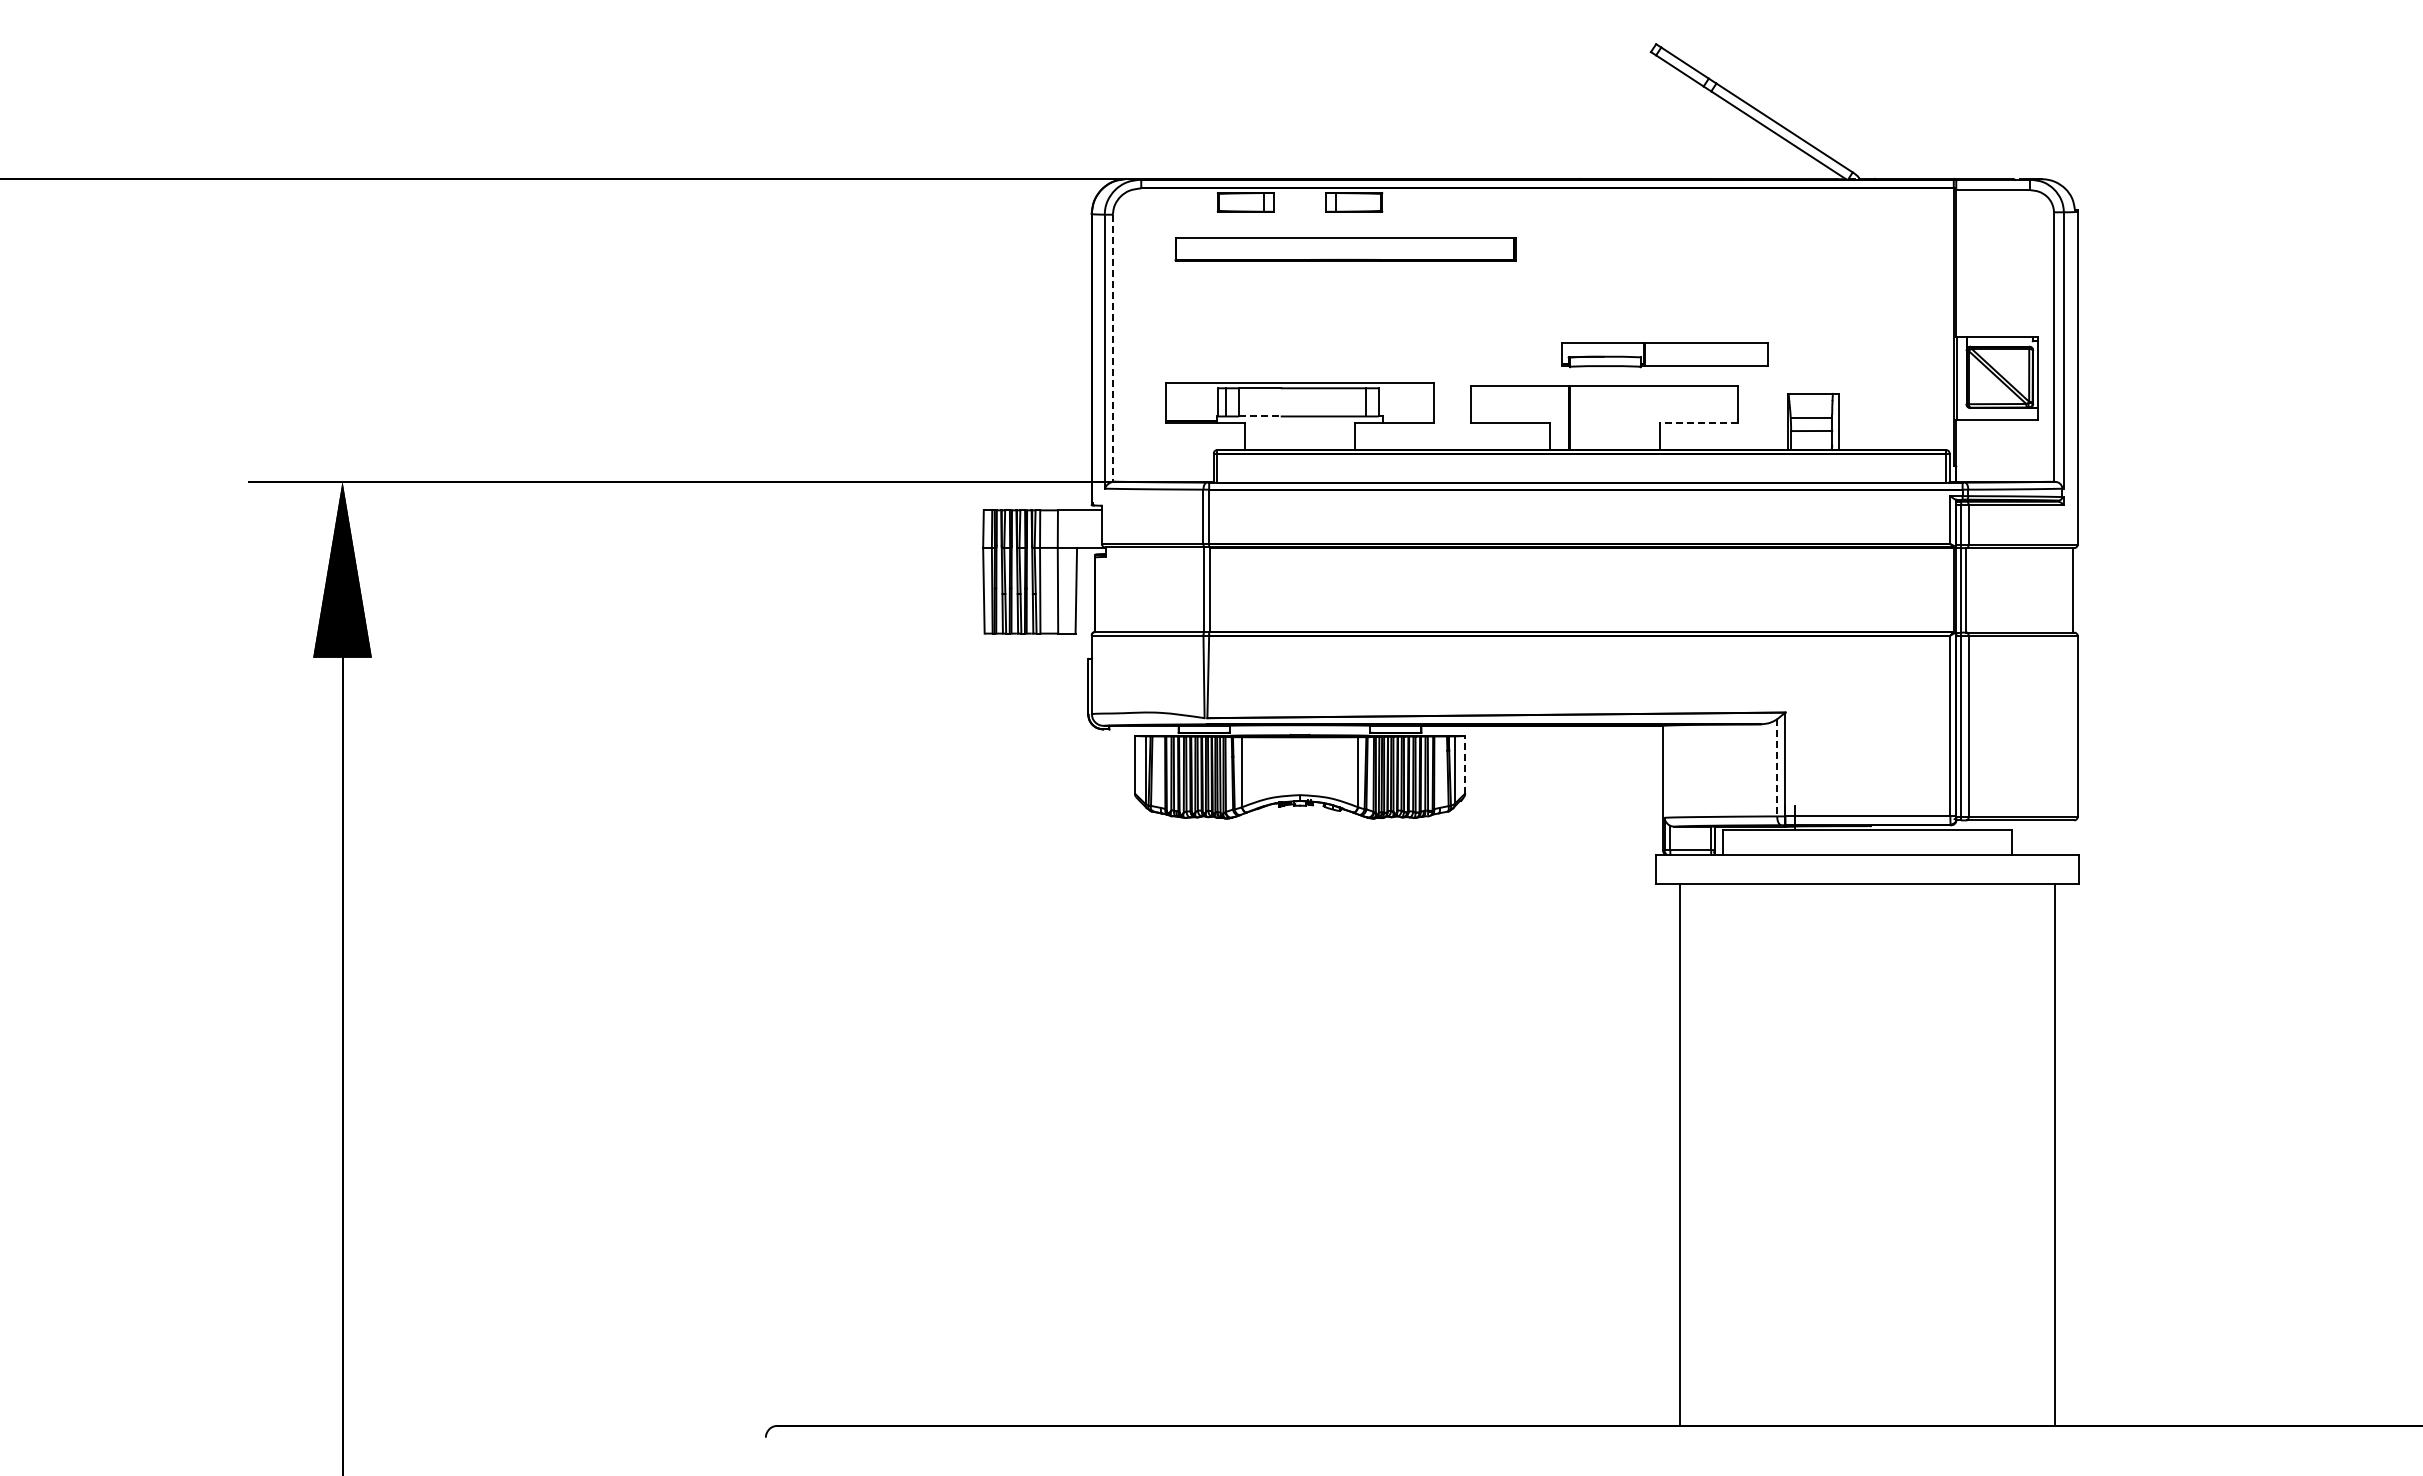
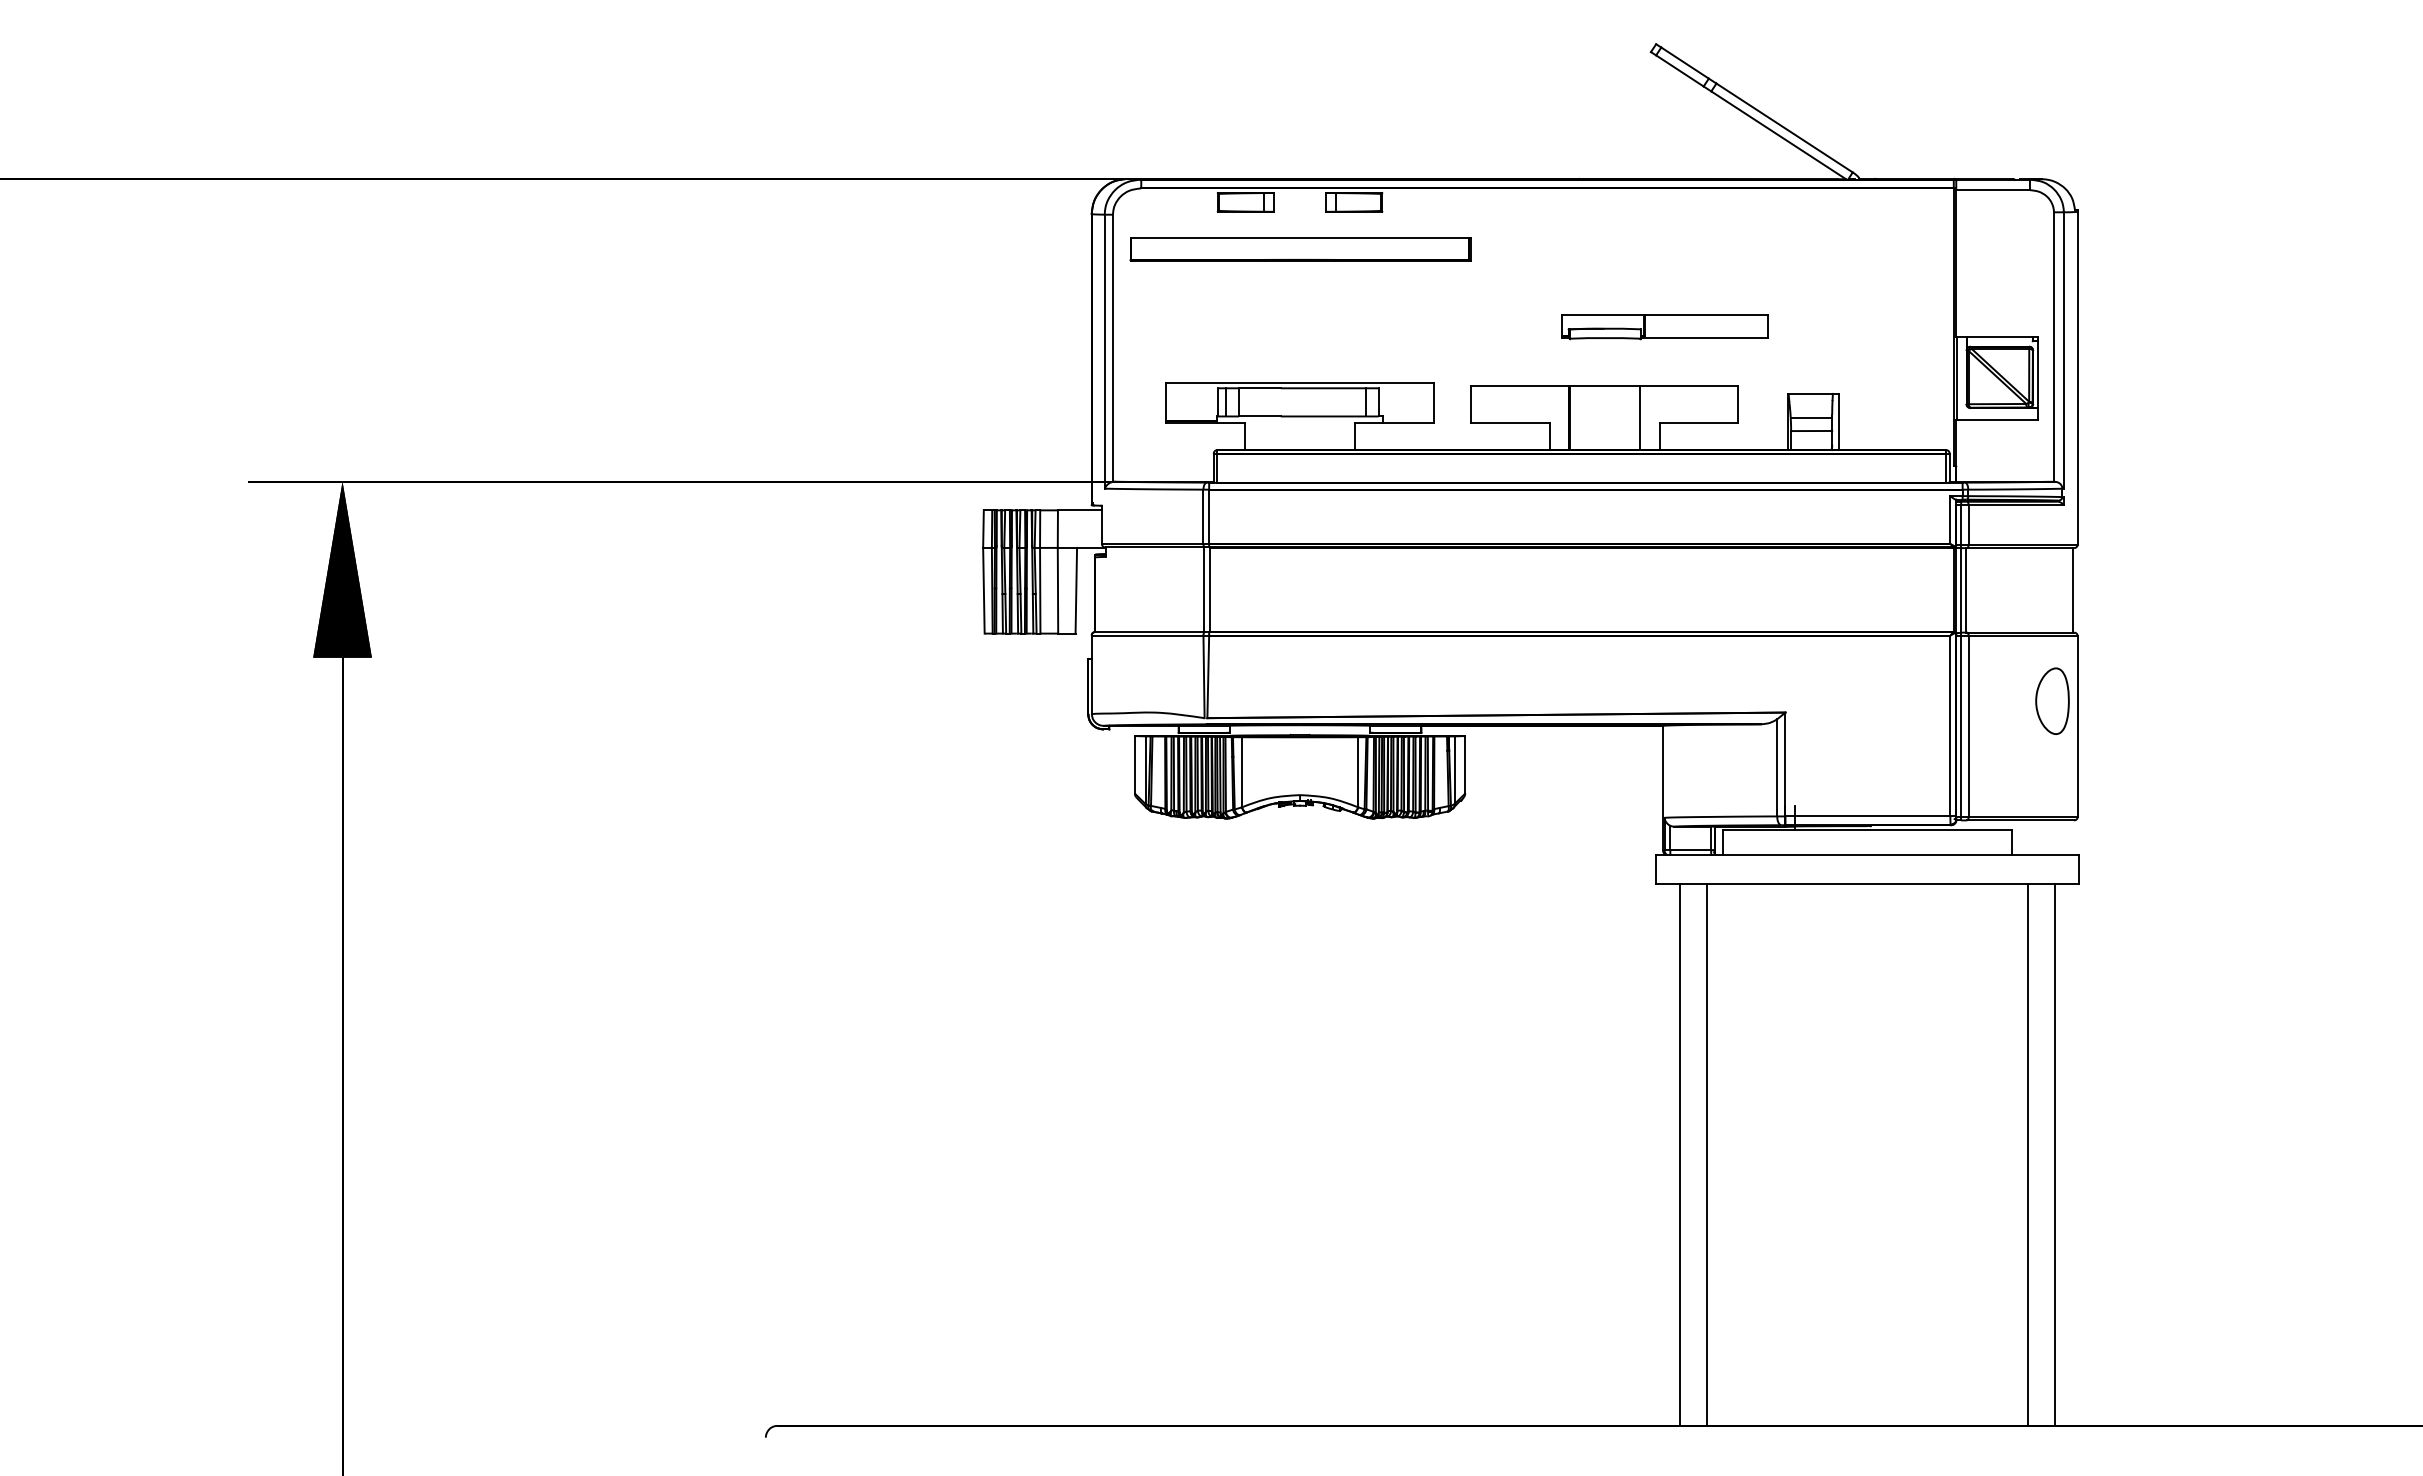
part position: (1345, 249) -> (1300, 249) (1300, 249)
line: dashed -> solid (1113, 348)
part position: (1664, 355) -> (1664, 327) (1664, 327)
line: dashed -> solid (1259, 416)
line: none -> present (1640, 417)
line: dashed -> solid (1698, 423)
part: none -> present (2052, 700)
line: dashed -> solid (1465, 764)
line: dashed -> solid (1777, 767)
line: none -> present (1706, 1154)
line: none -> present (2028, 1154)
